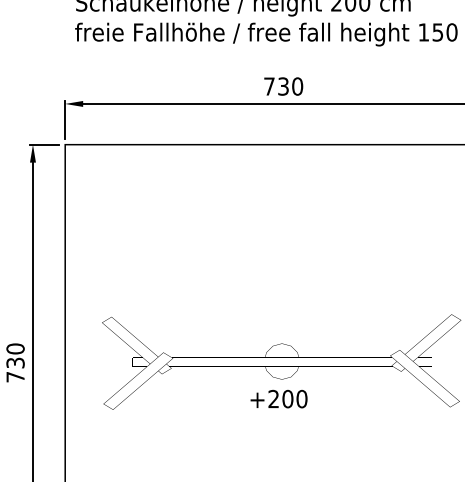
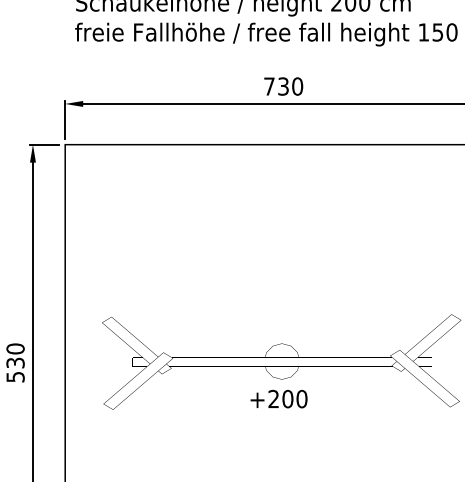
text: 730 -> 530 (15, 377)
